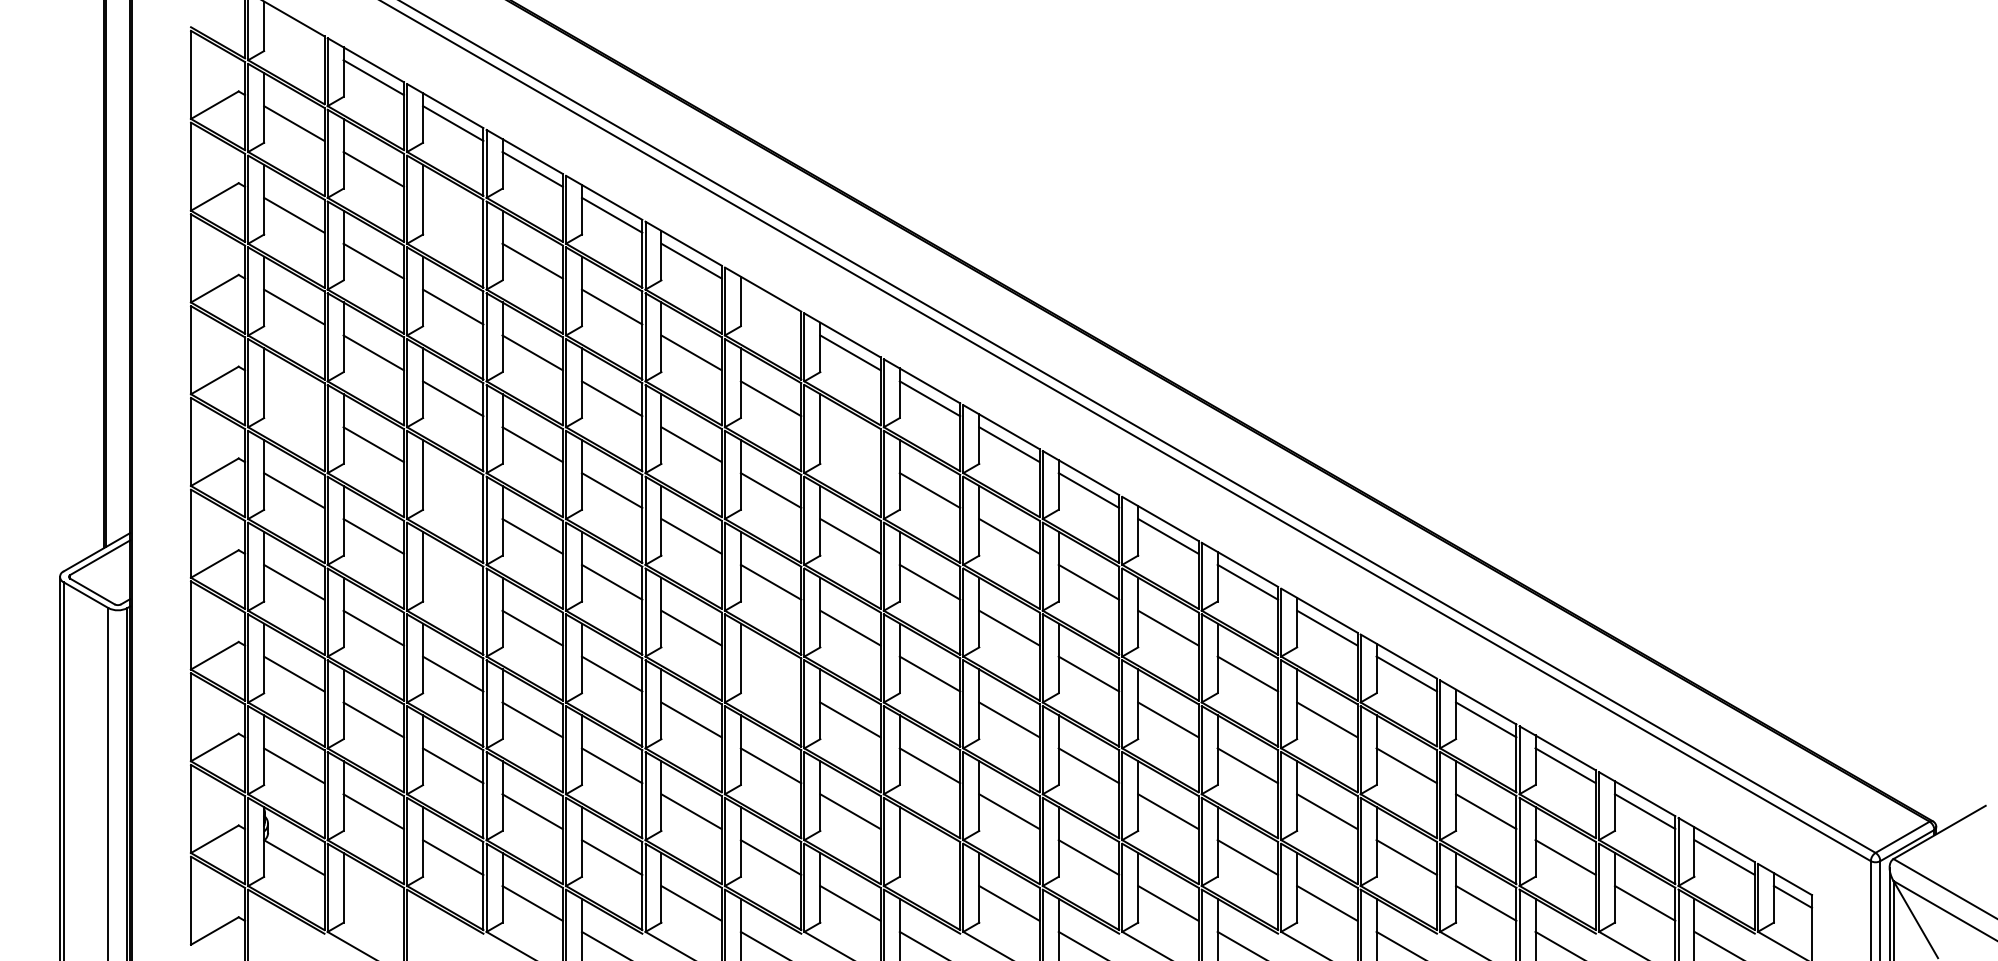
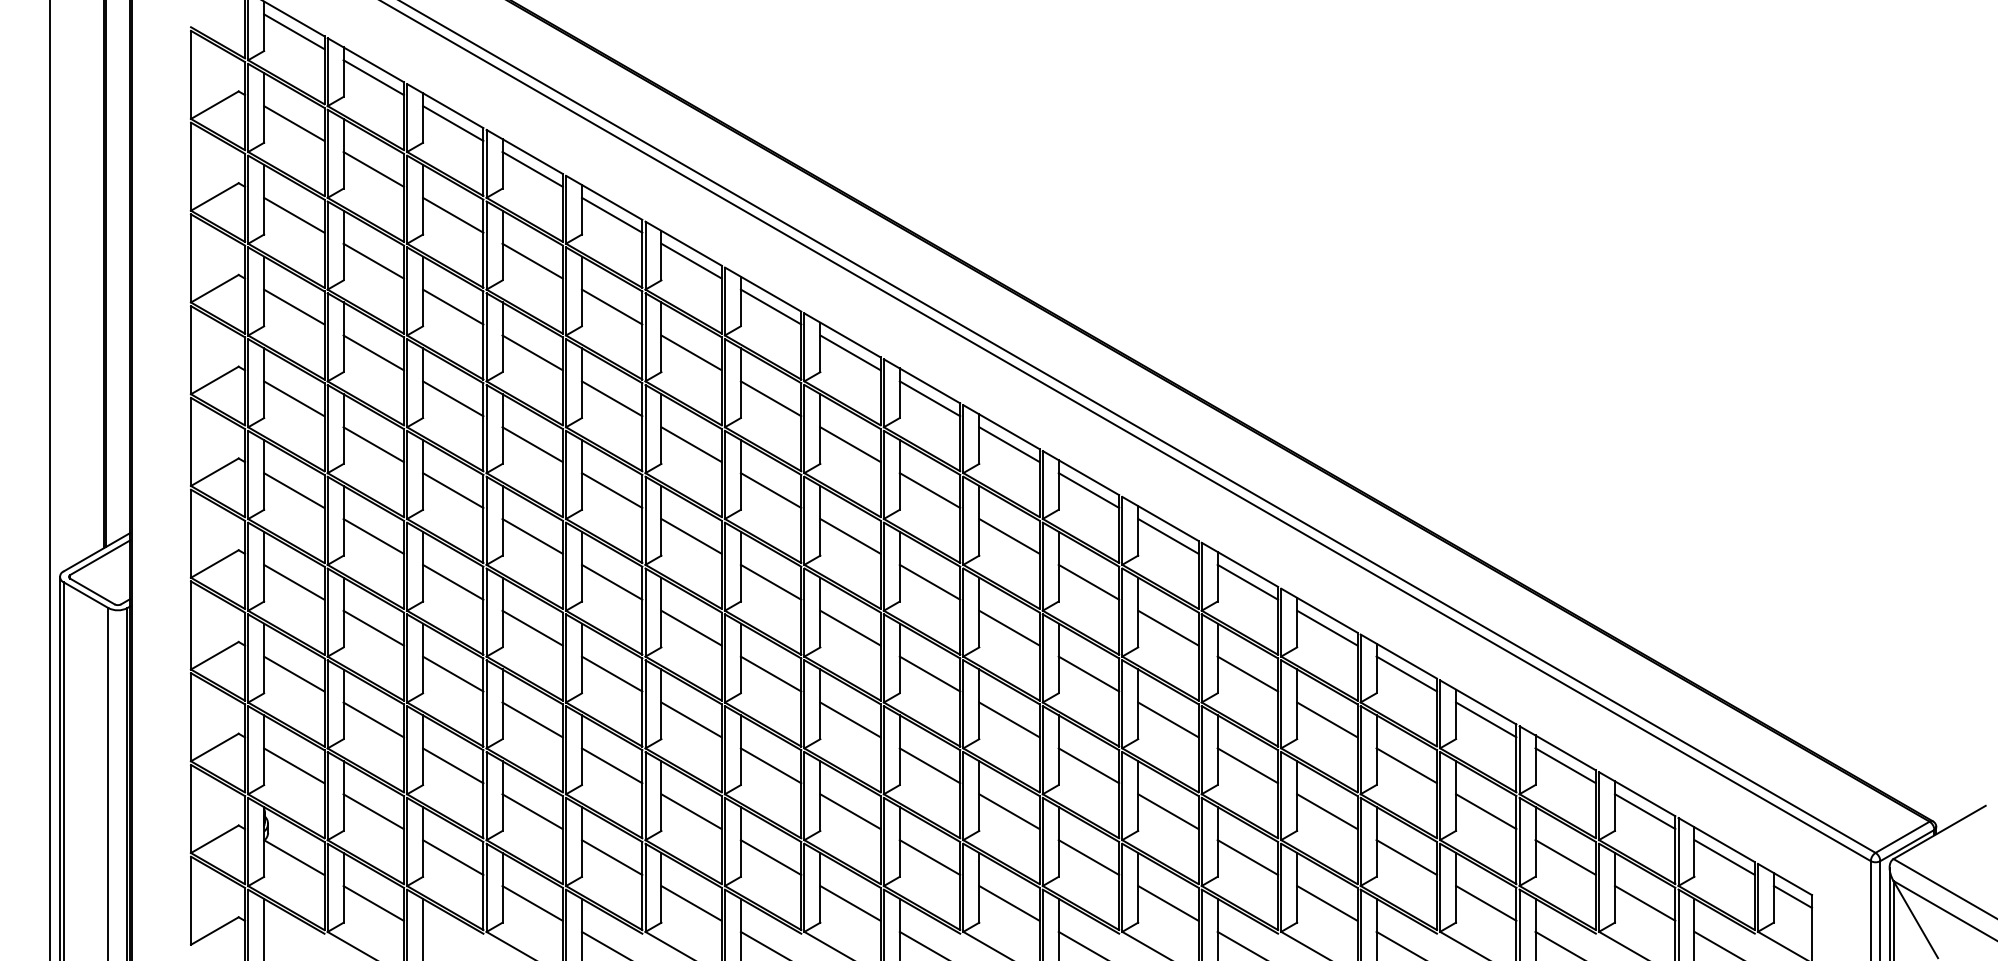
line: none -> present (294, 31)
line: none -> present (453, 214)
line: none -> present (770, 306)
line: none -> present (294, 398)
line: none -> present (850, 444)
line: none -> present (49, 479)
line: none -> present (453, 490)
line: none -> present (453, 581)
line: none -> present (770, 673)
line: none -> present (929, 857)
line: none -> present (373, 903)
line: none -> present (264, 927)
line: none -> present (423, 927)
